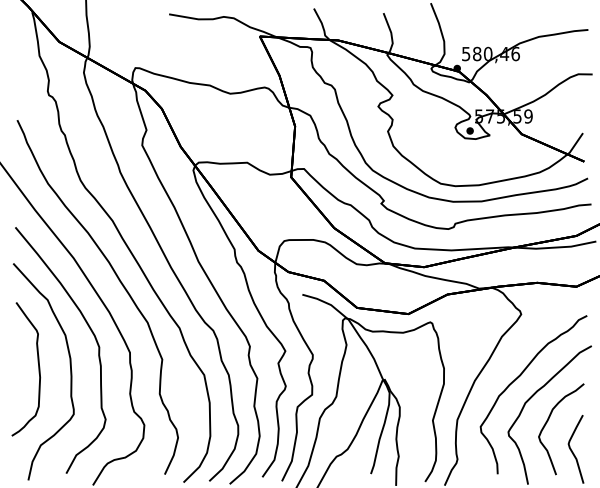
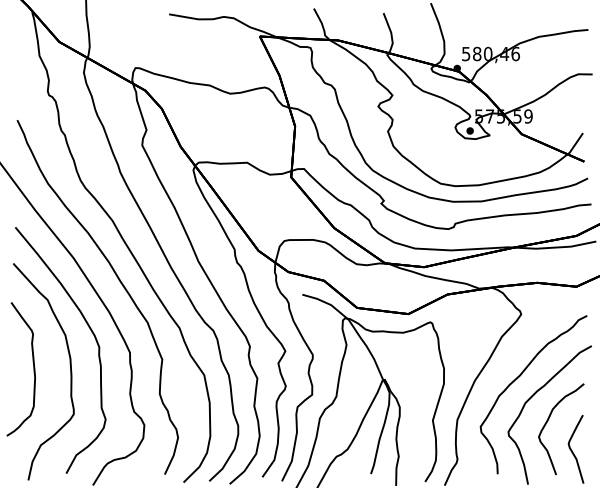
part position: (38, 369) -> (33, 369) (33, 369)
